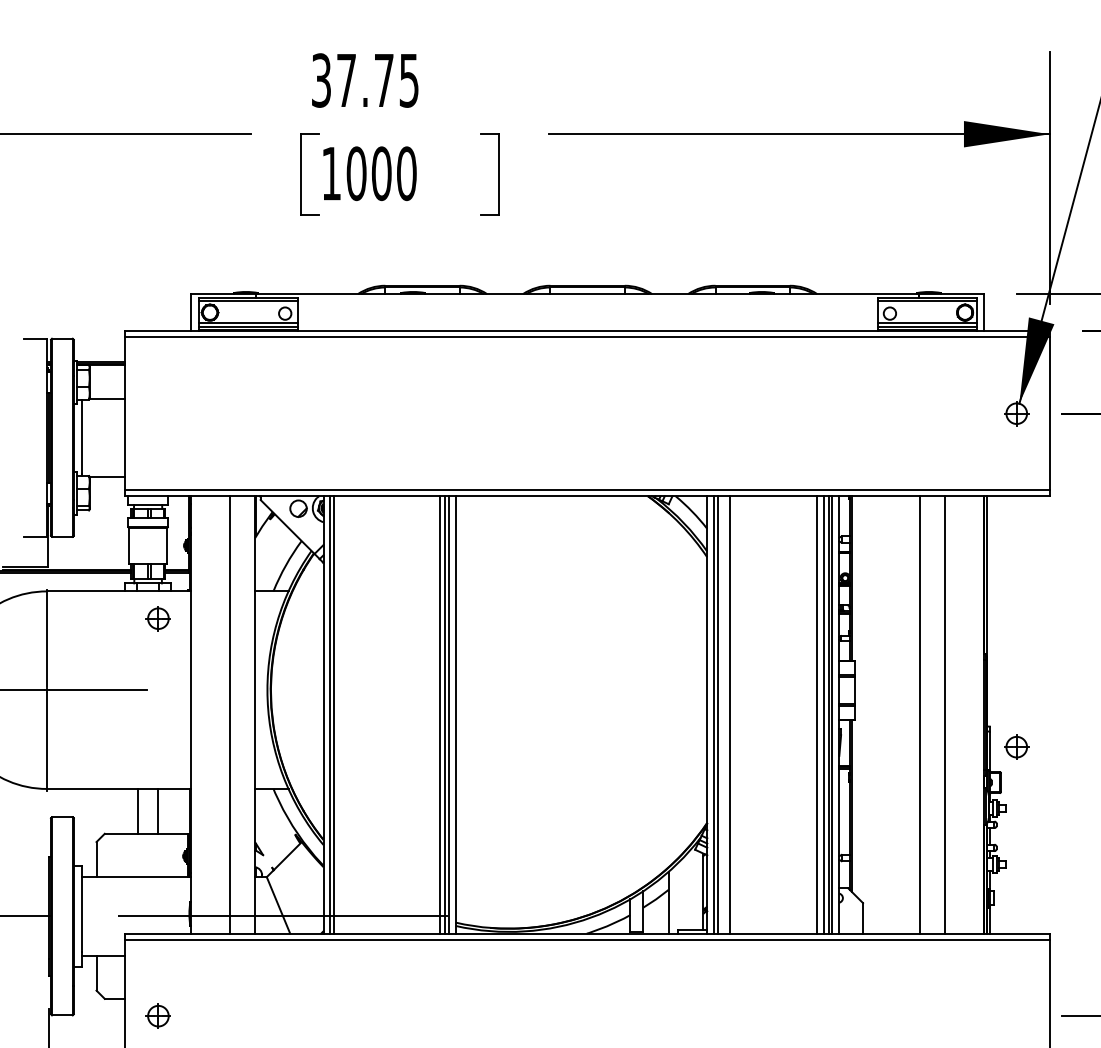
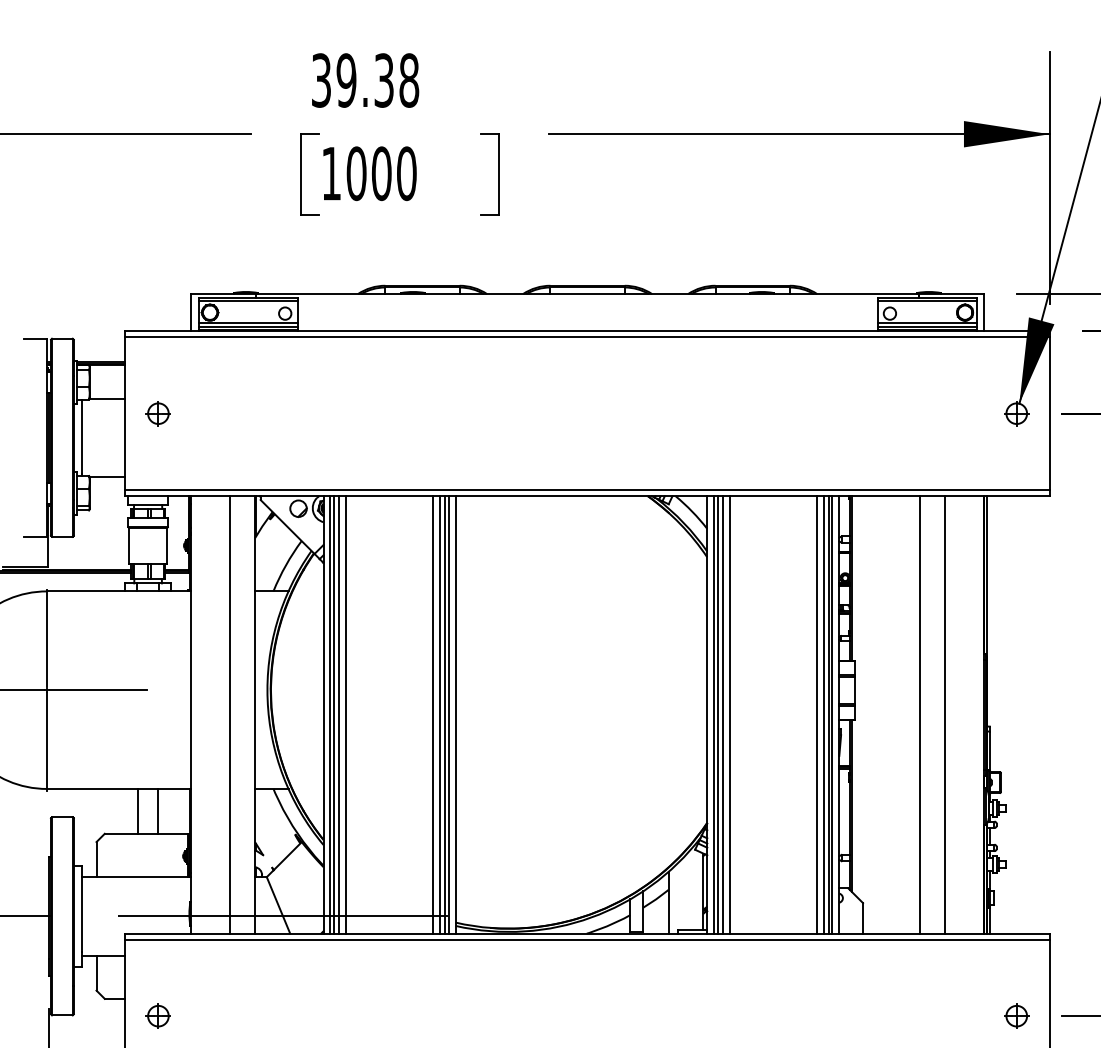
text: 37.75 -> 39.38 (377, 80)
part position: (157, 618) -> (157, 413) (157, 413)
line: none -> present (338, 714)
line: none -> present (346, 714)
line: none -> present (432, 714)
line: none -> present (722, 714)
part position: (1016, 746) -> (1016, 1015) (1016, 1015)
